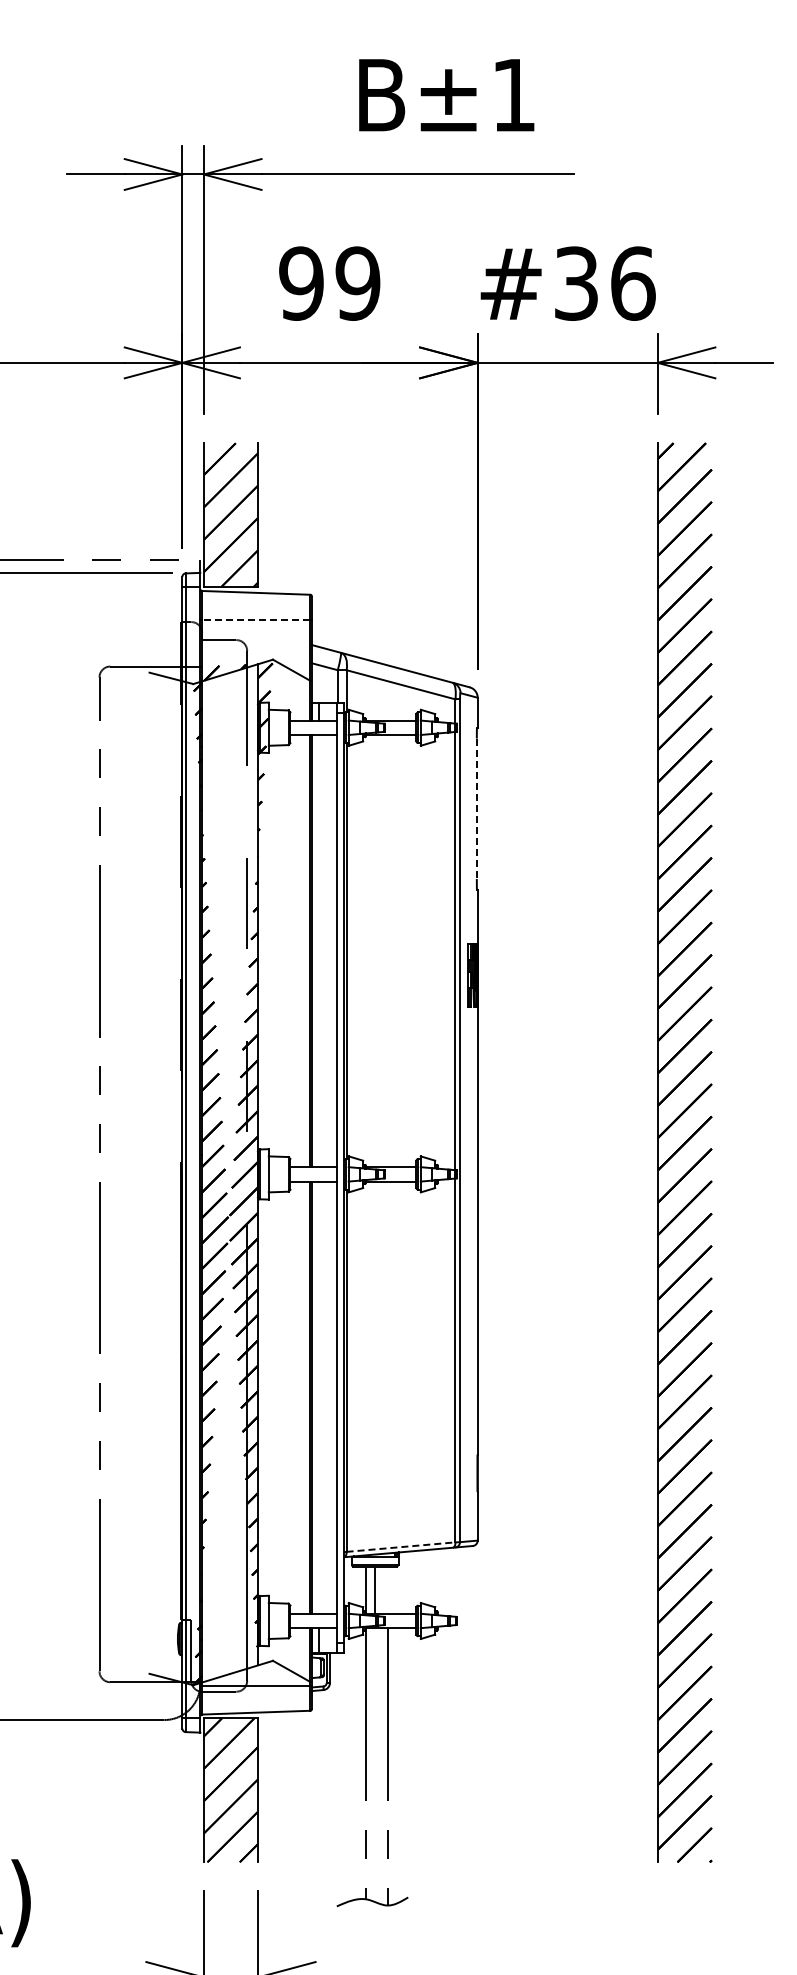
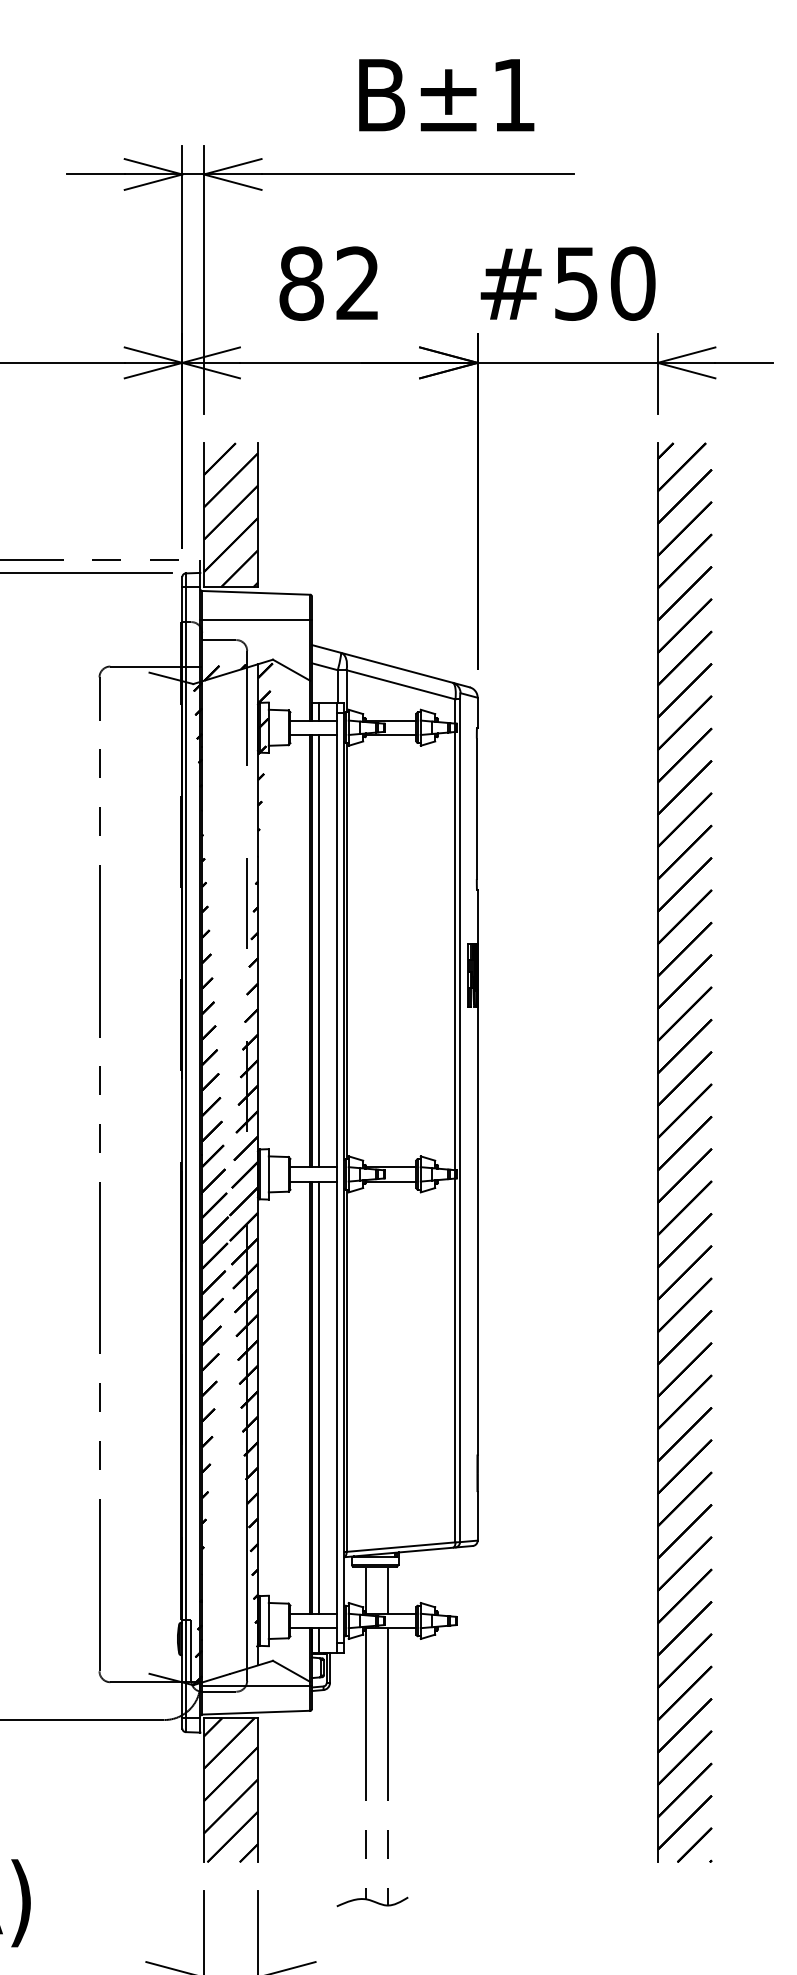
text: 99 -> 82 (329, 283)
text: #36 -> #50 (605, 283)
line: dashed -> solid (255, 619)
line: dashed -> solid (476, 809)
line: none -> present (319, 950)
line: none -> present (319, 1397)
line: dashed -> solid (401, 1547)
line position: (375, 1590) -> (388, 1590) (388, 1590)
